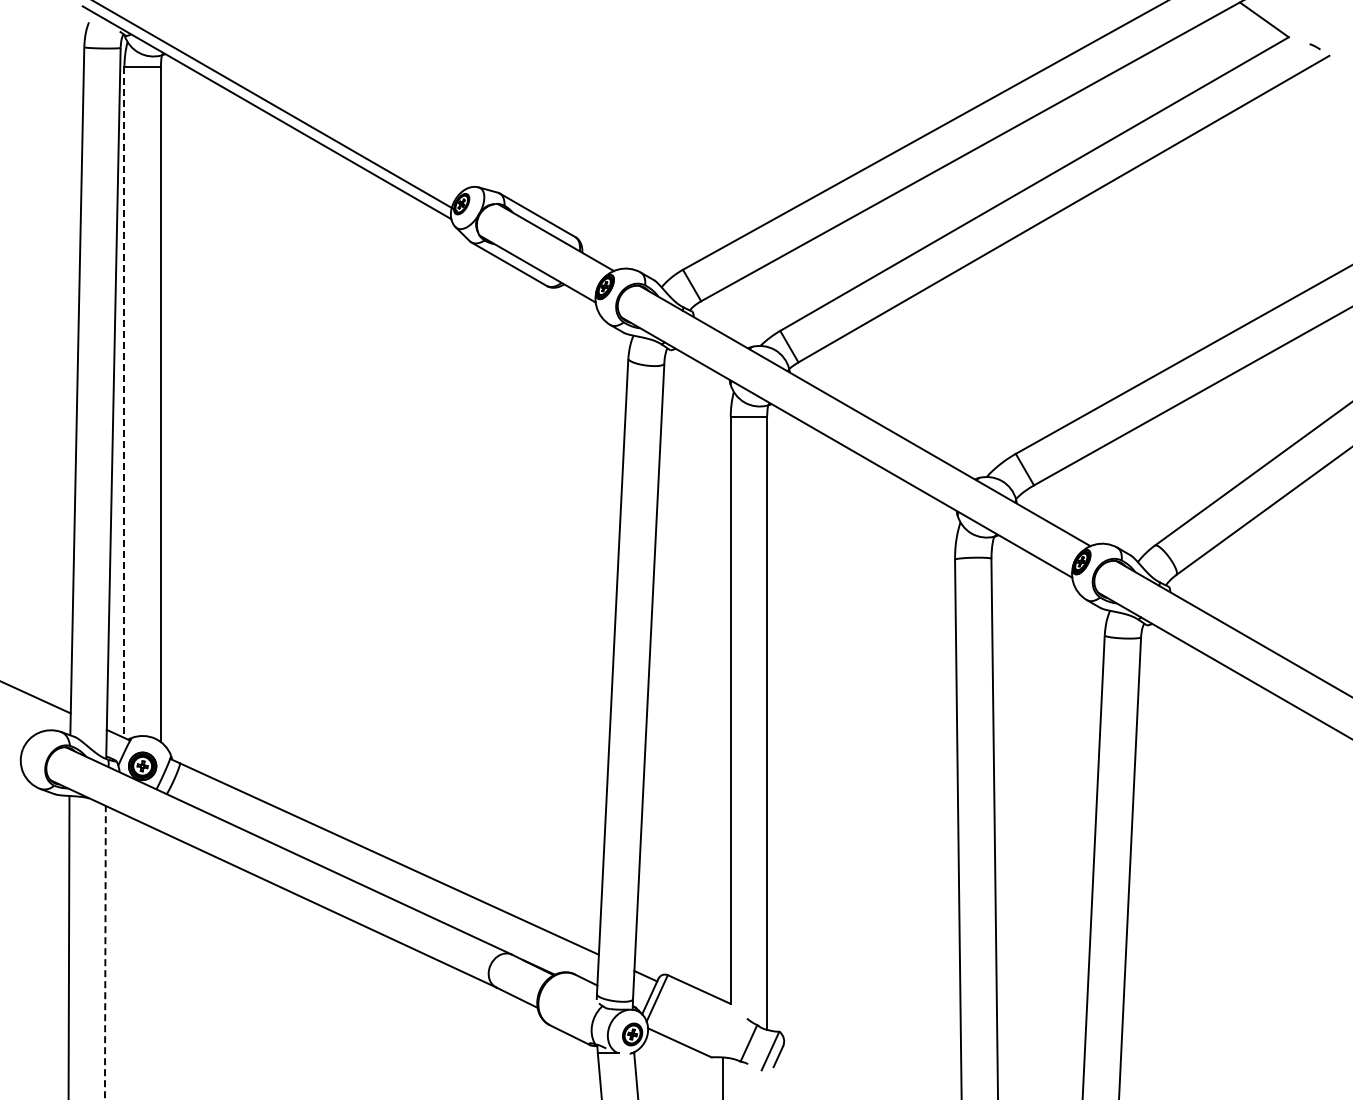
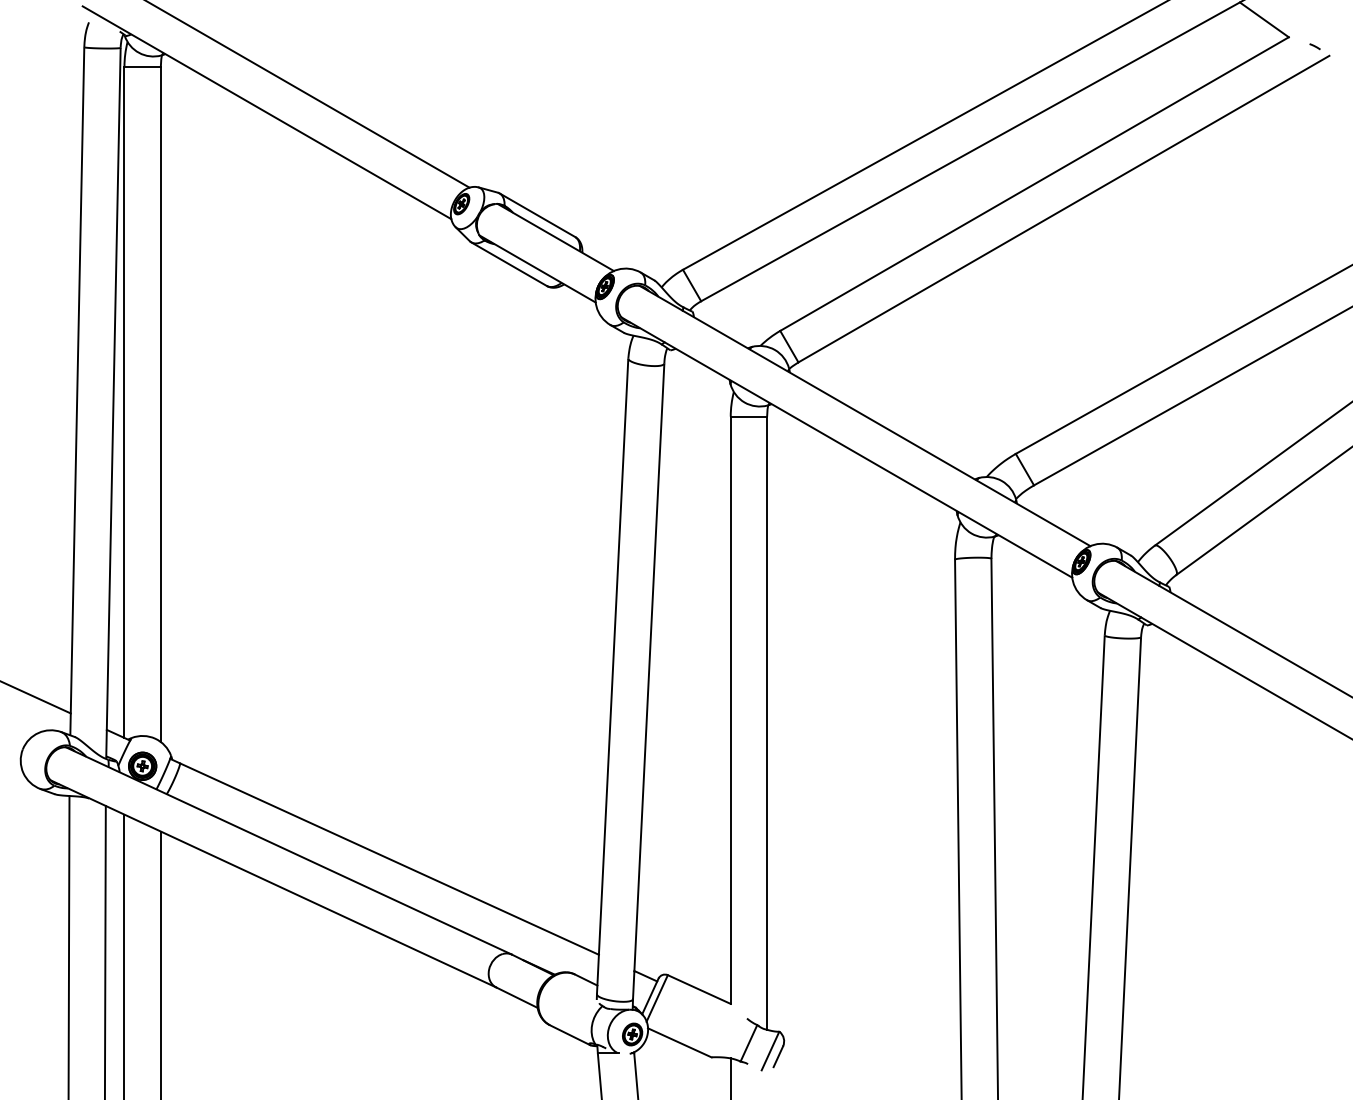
line position: (275, 106) -> (308, 94) (308, 94)
line: dashed -> solid (124, 402)
line: dashed -> solid (105, 952)
line: none -> present (124, 955)
line: none -> present (160, 963)
line position: (722, 1077) -> (730, 1077) (730, 1077)
